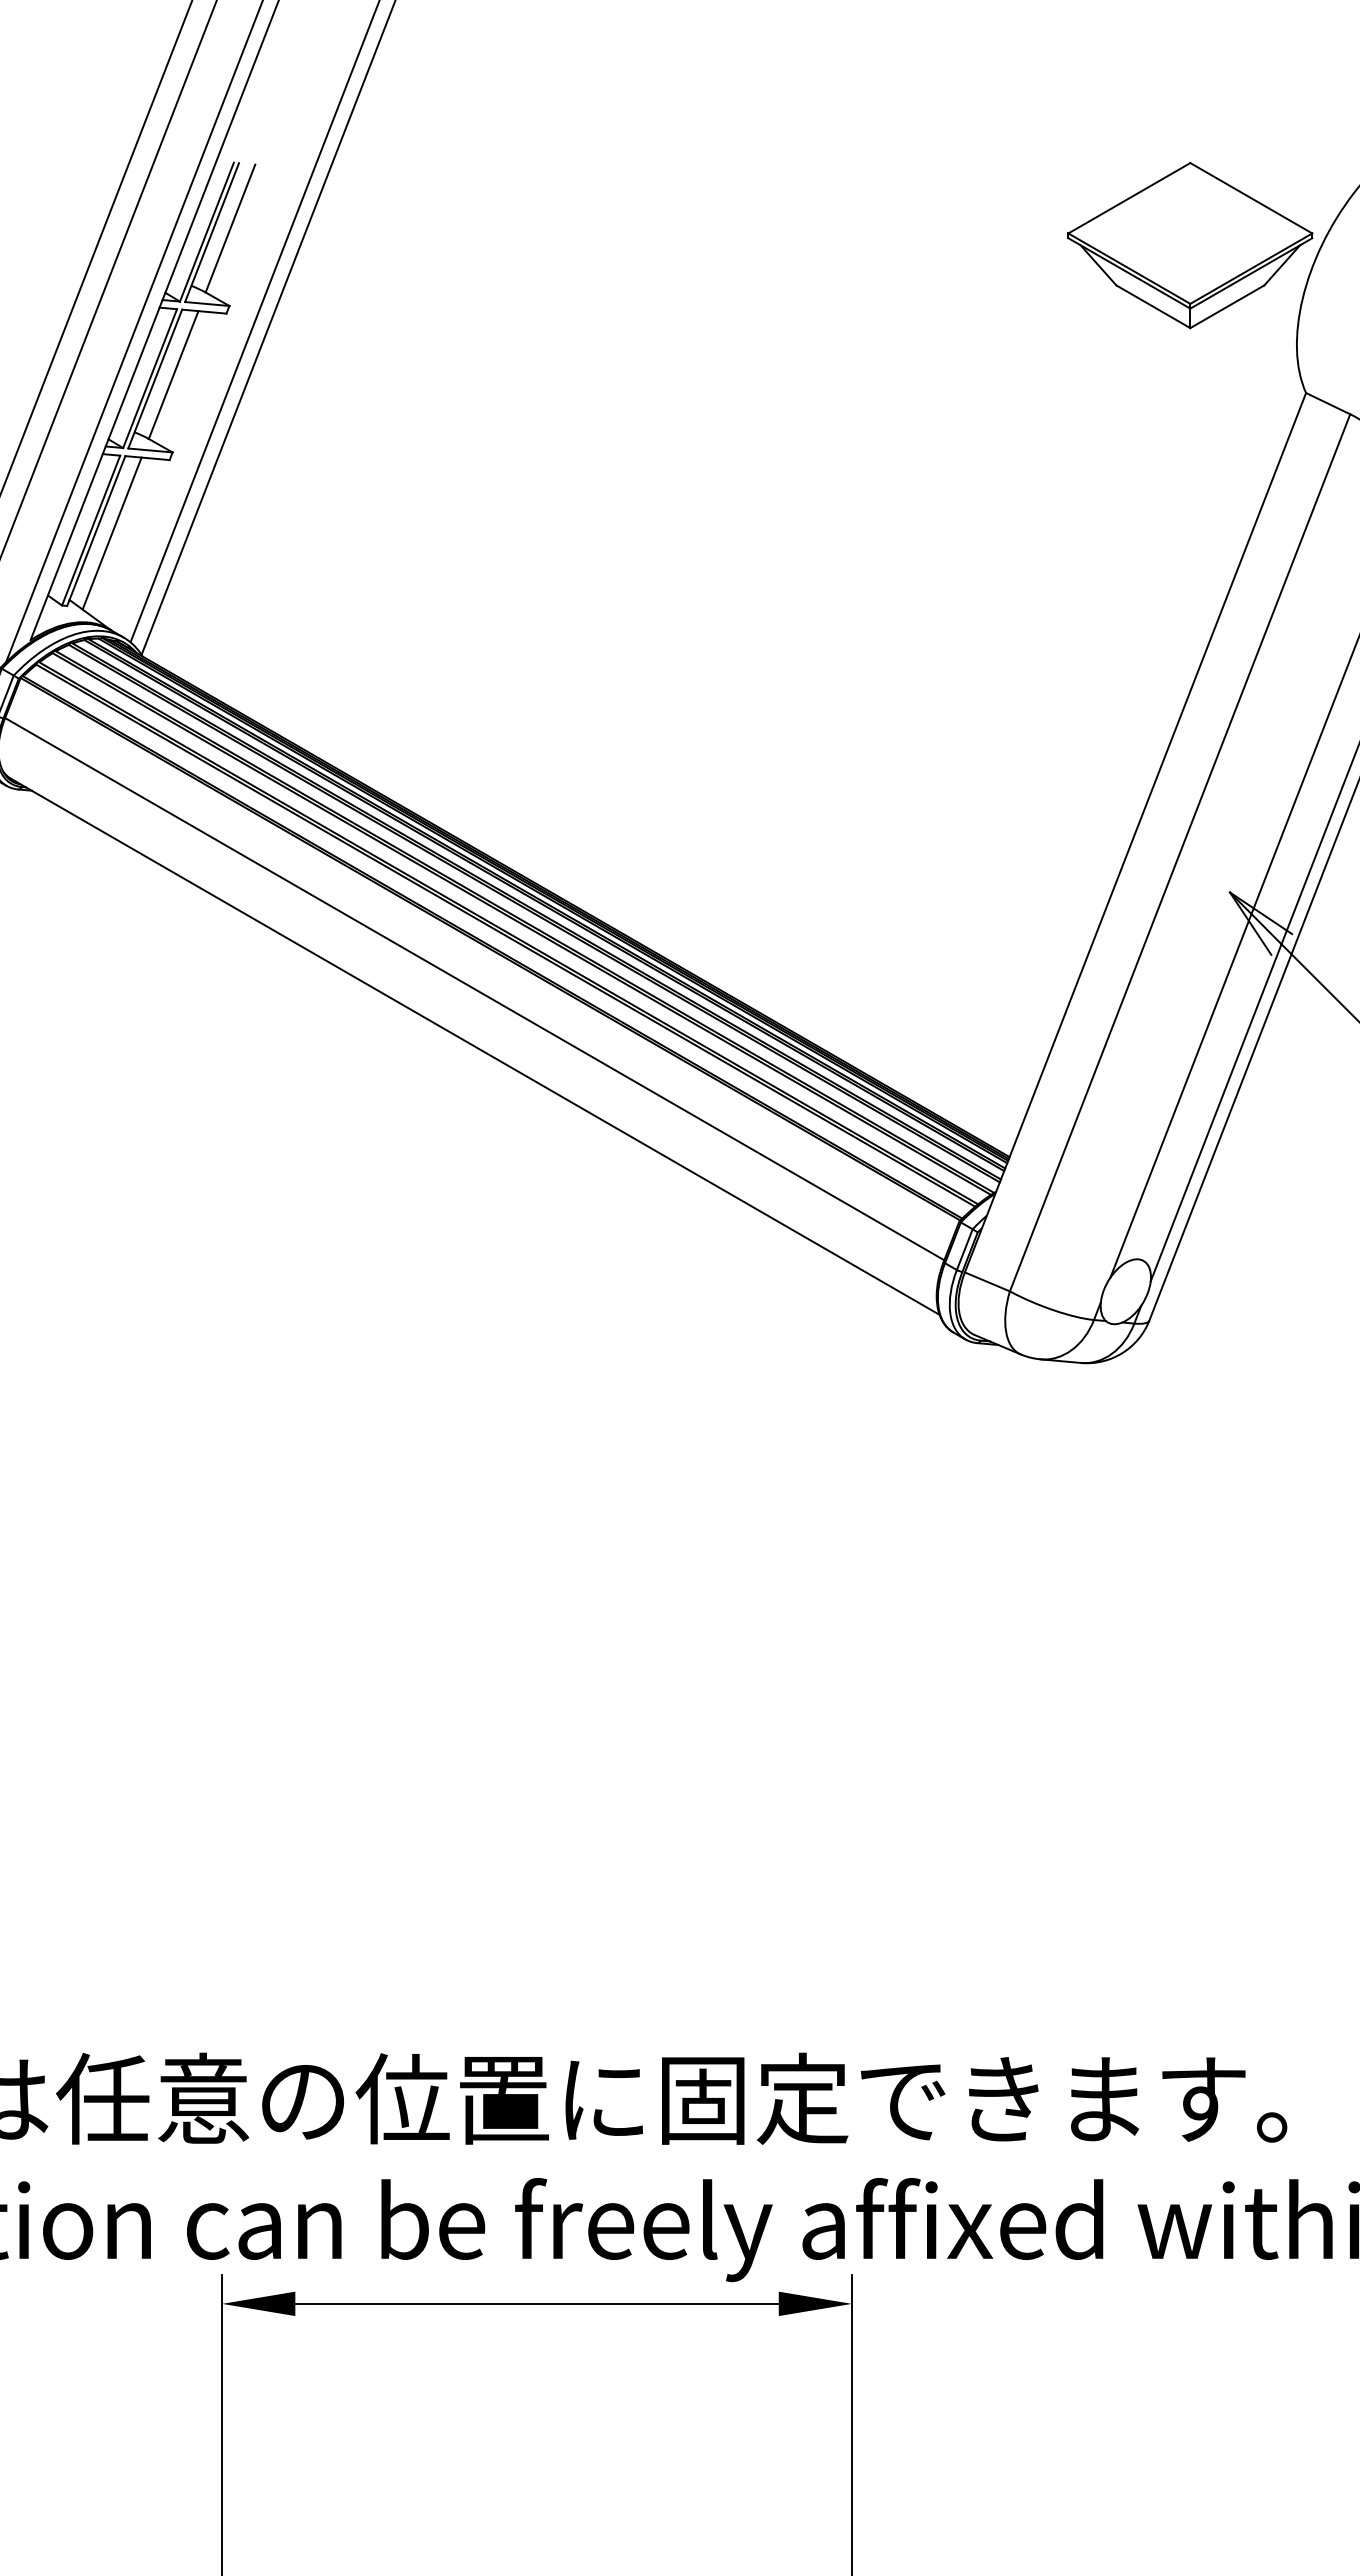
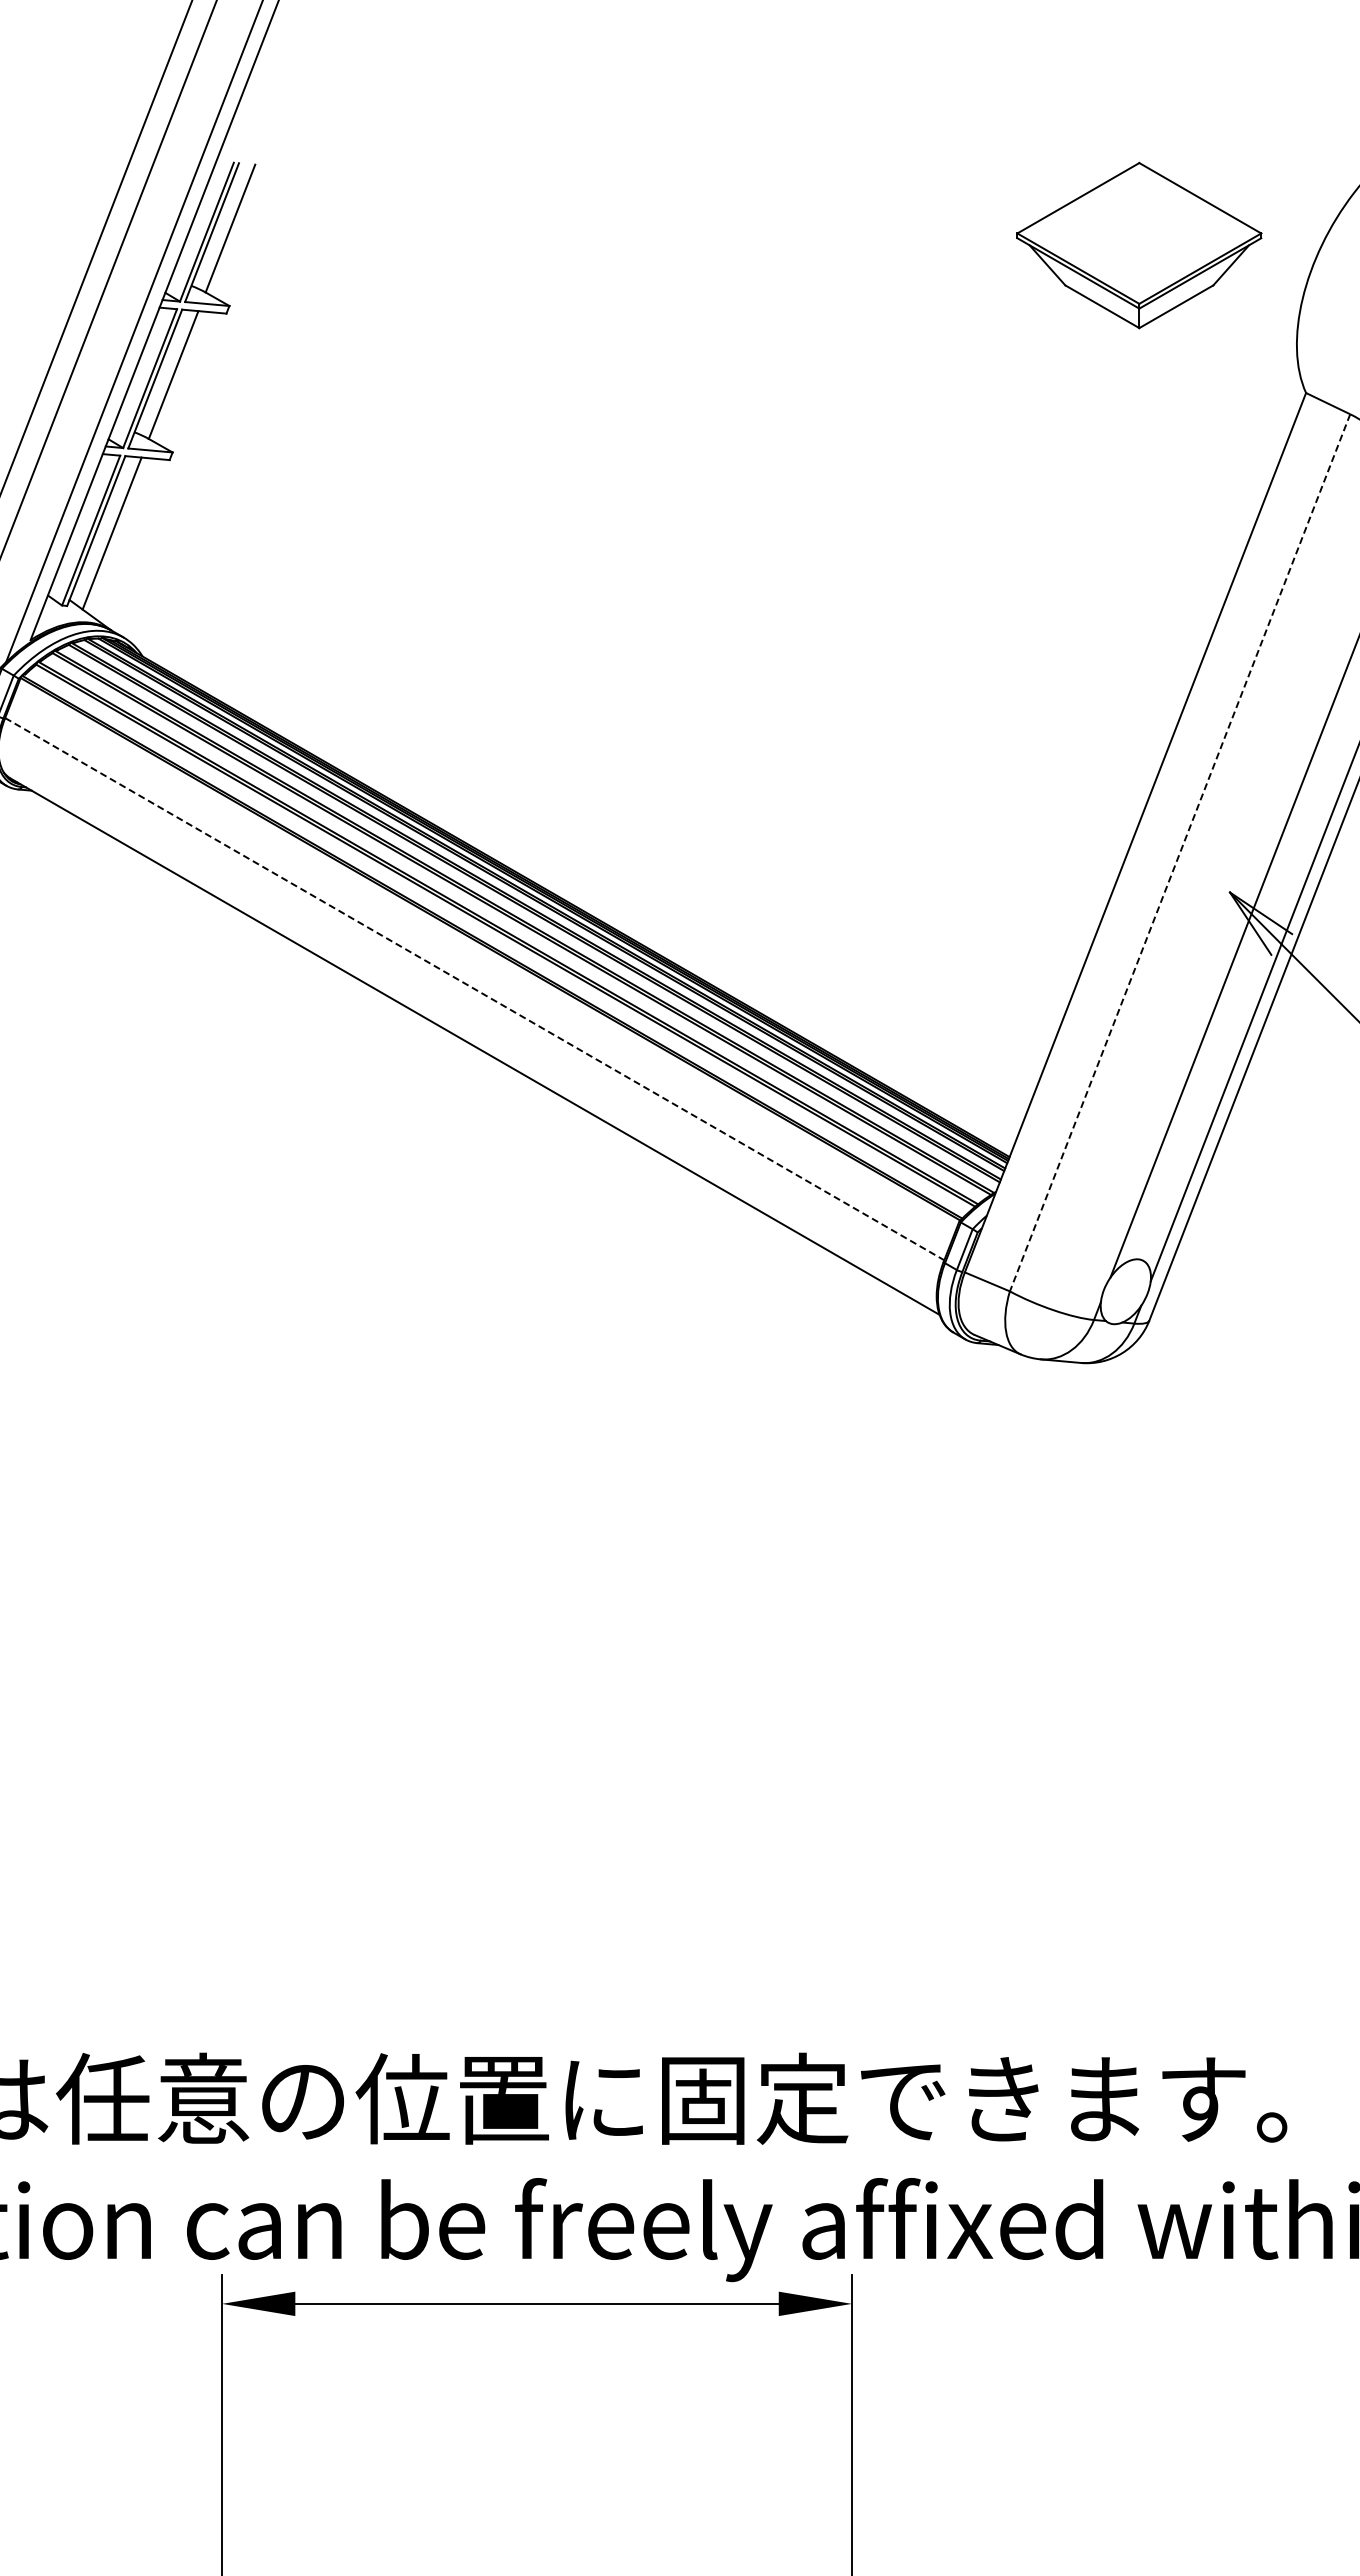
part position: (1190, 245) -> (1139, 245) (1139, 245)
line: present -> none (254, 322)
line: present -> none (267, 328)
line: solid -> dashed (1179, 853)
line: solid -> dashed (475, 989)
